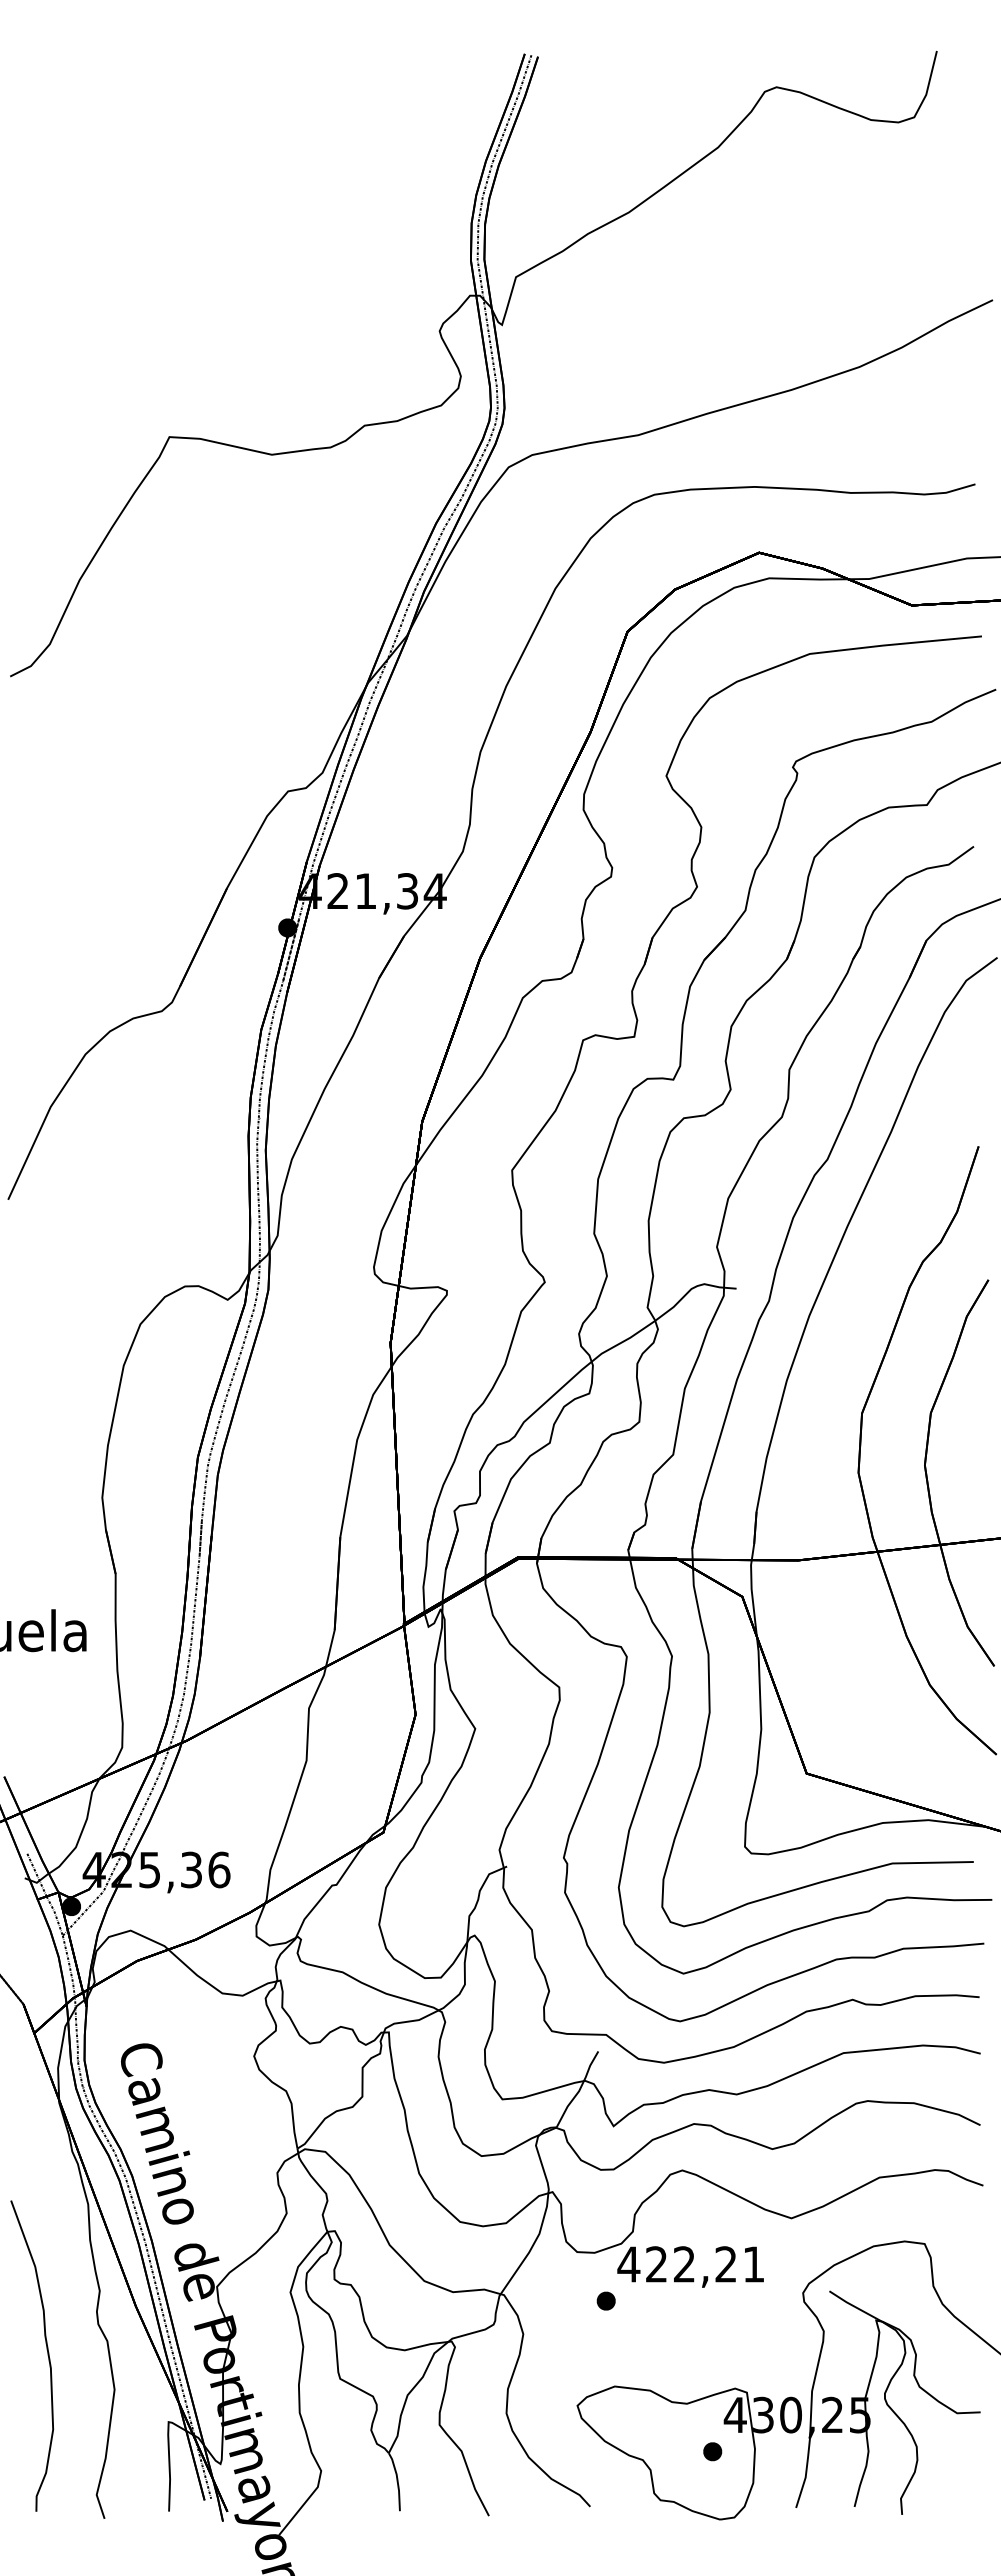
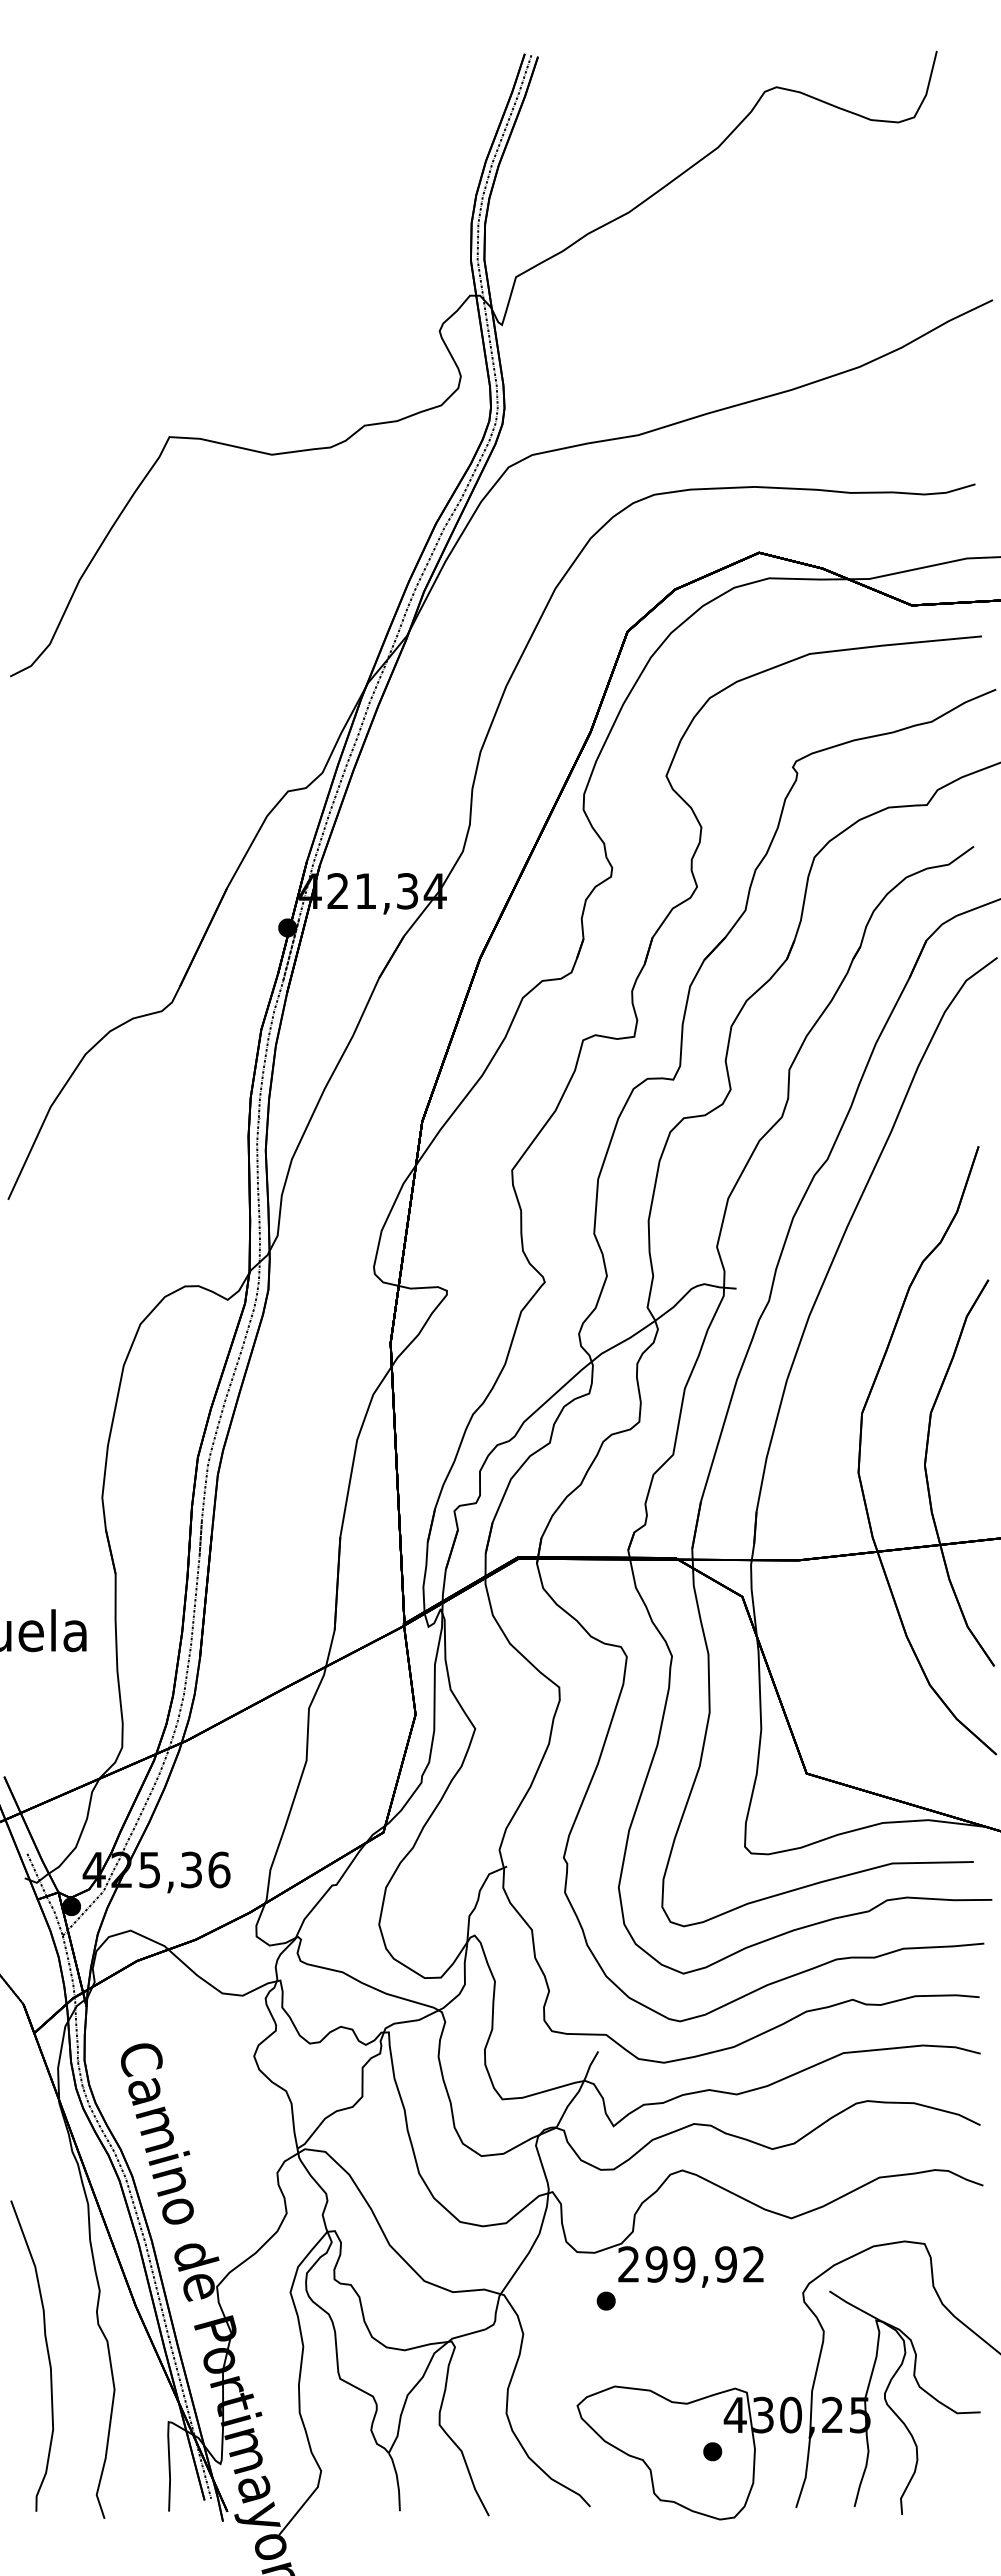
text: 422,21 -> 299,92 (690, 2264)
